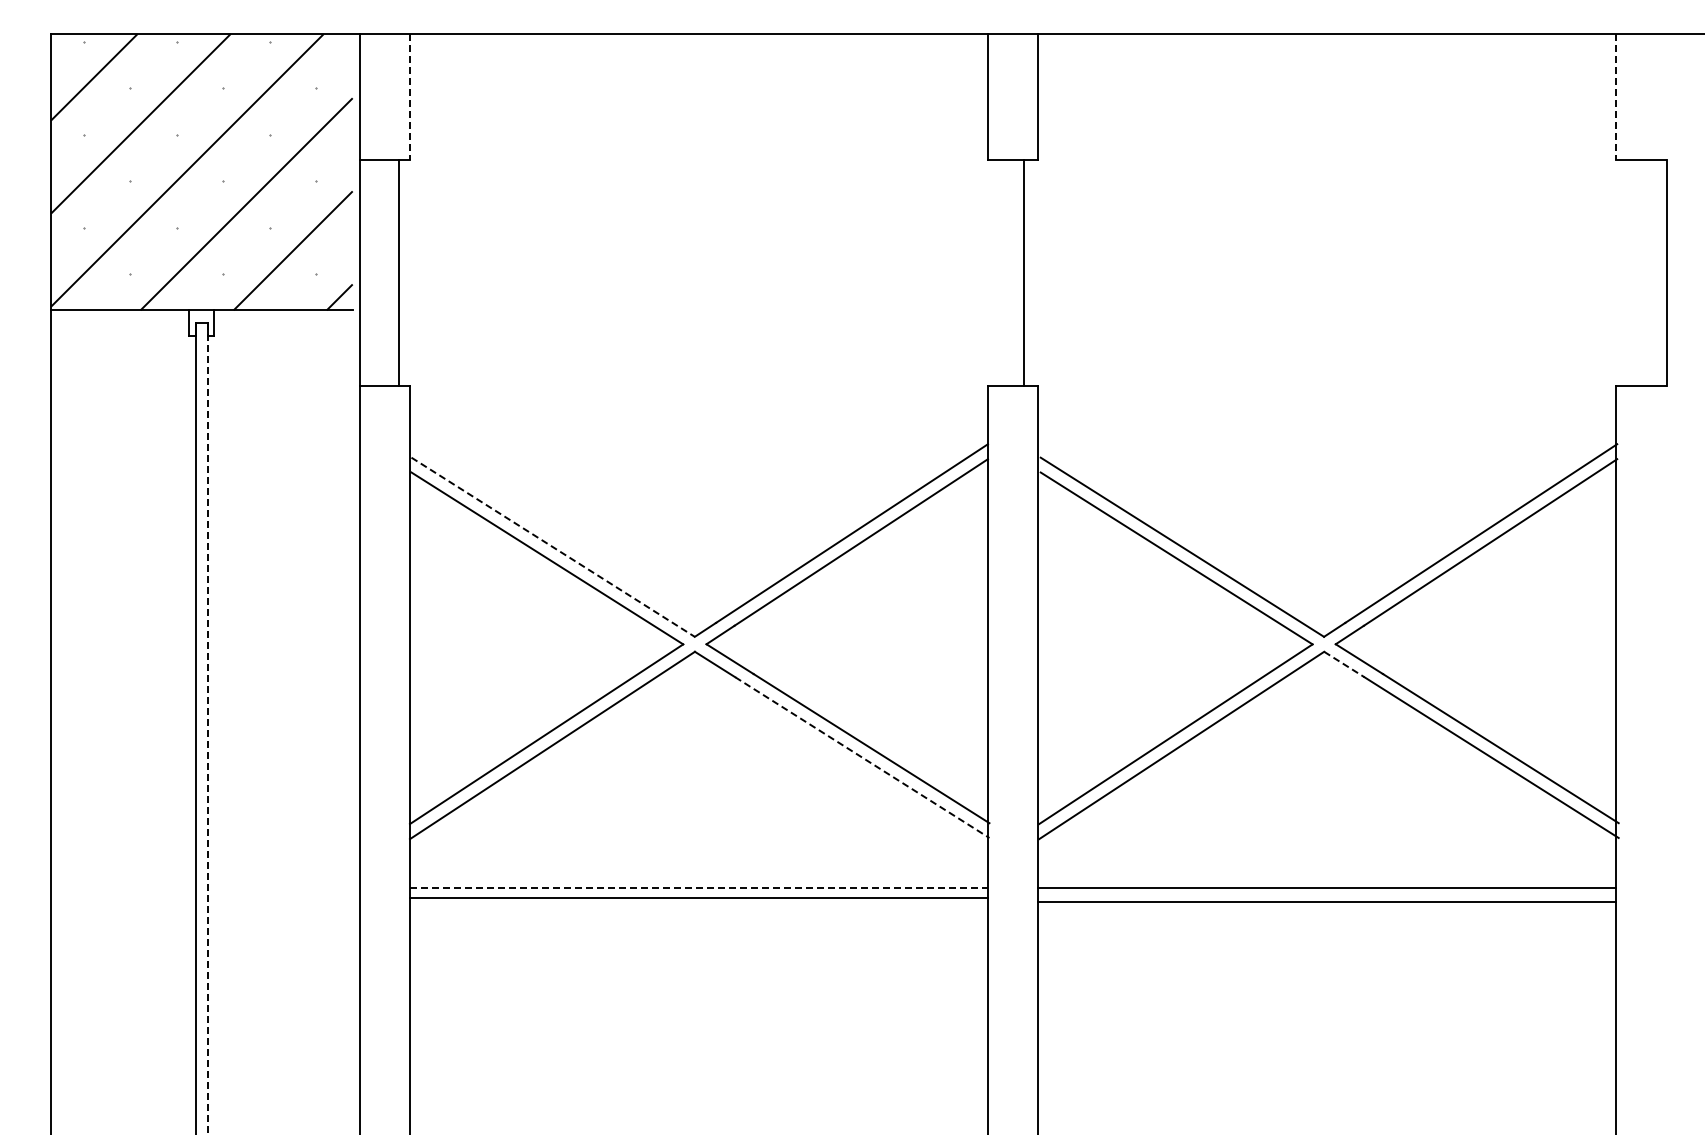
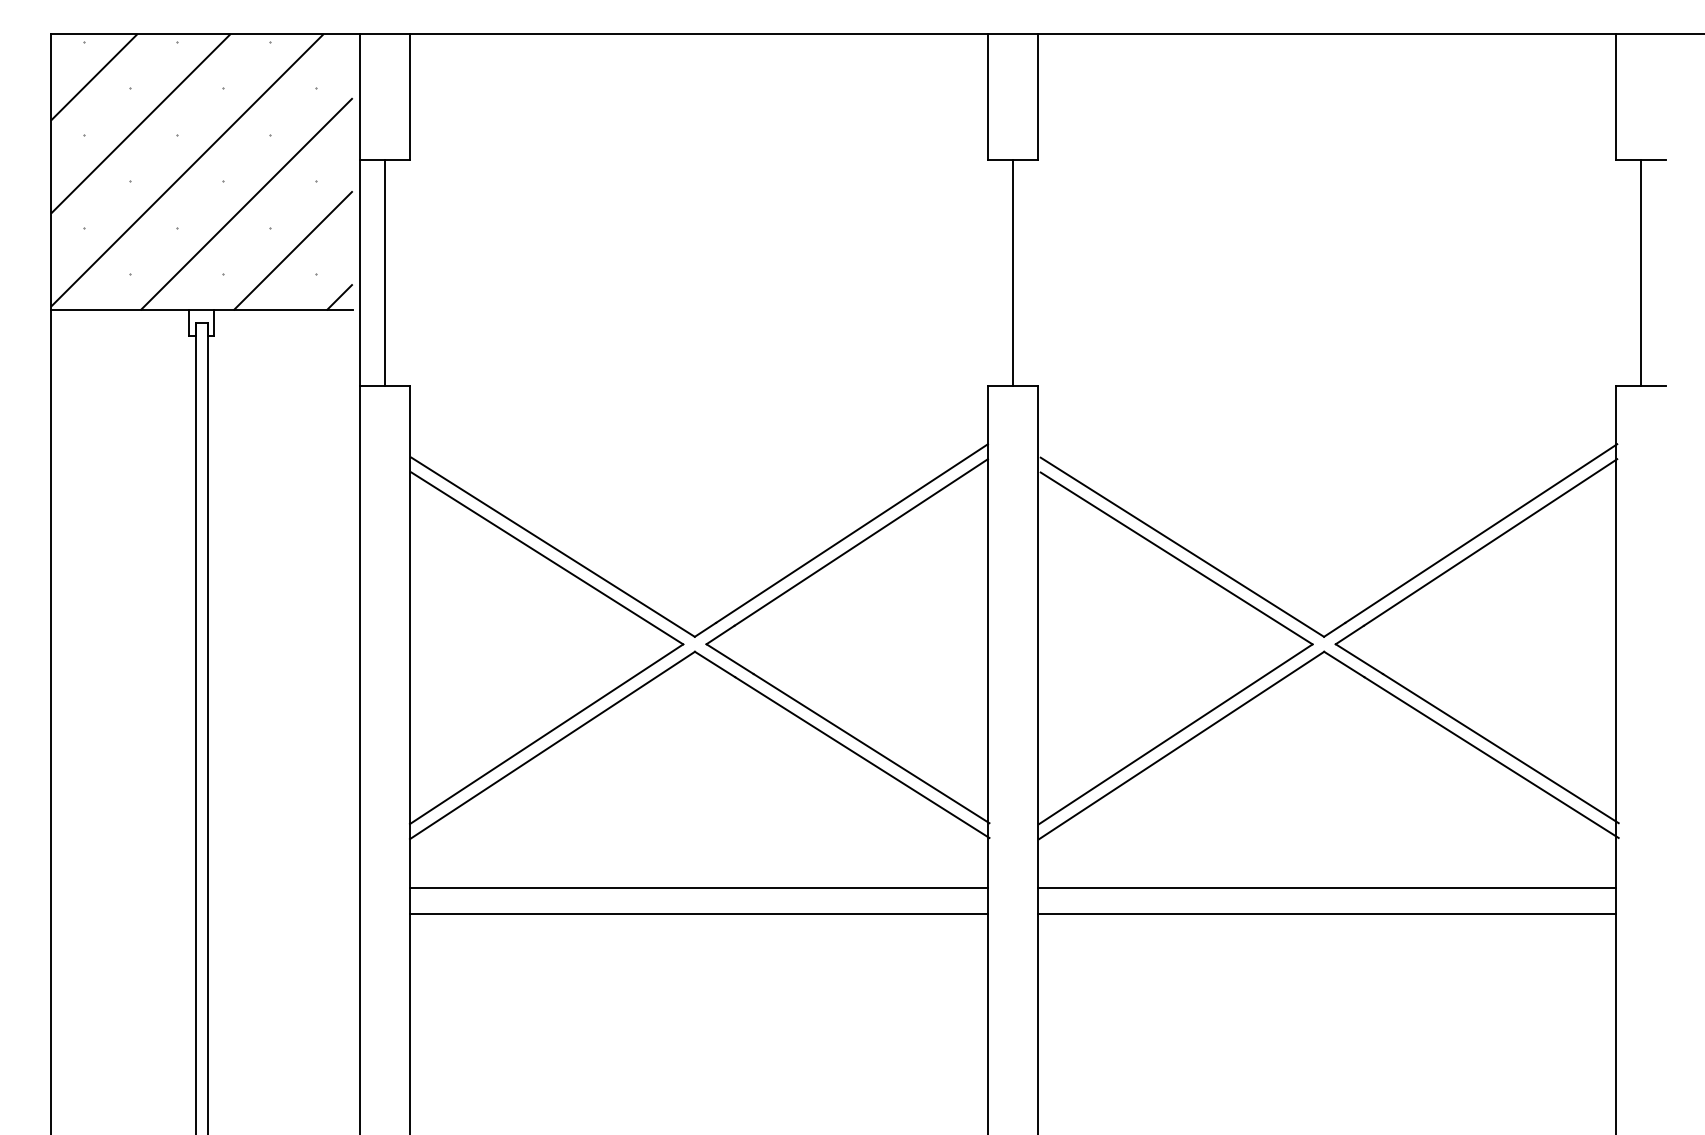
line: dashed -> solid (409, 96)
line: dashed -> solid (1616, 96)
line position: (398, 272) -> (384, 272) (384, 272)
line position: (1024, 272) -> (1013, 272) (1013, 272)
line position: (1667, 272) -> (1641, 272) (1641, 272)
line: dashed -> solid (553, 547)
line: dashed -> solid (1344, 664)
line: dashed -> solid (208, 728)
line: dashed -> solid (862, 757)
line: dashed -> solid (698, 888)
line position: (698, 897) -> (698, 913) (698, 913)
line position: (1327, 901) -> (1327, 913) (1327, 913)
